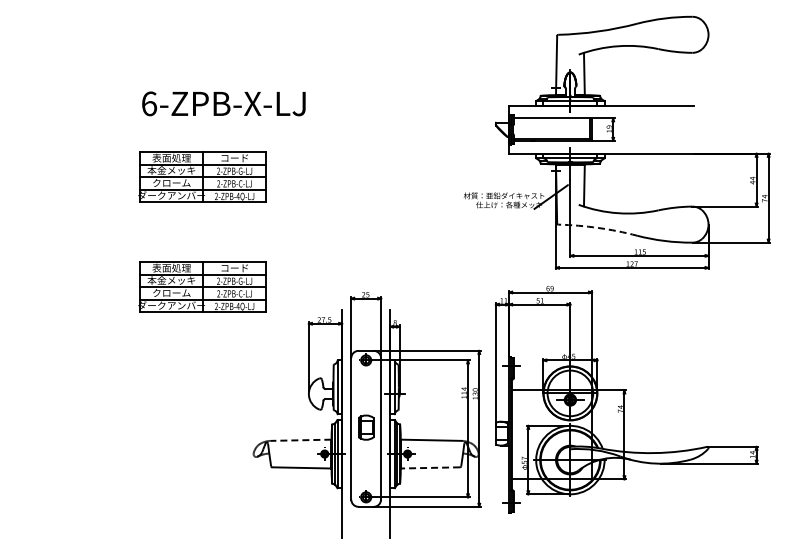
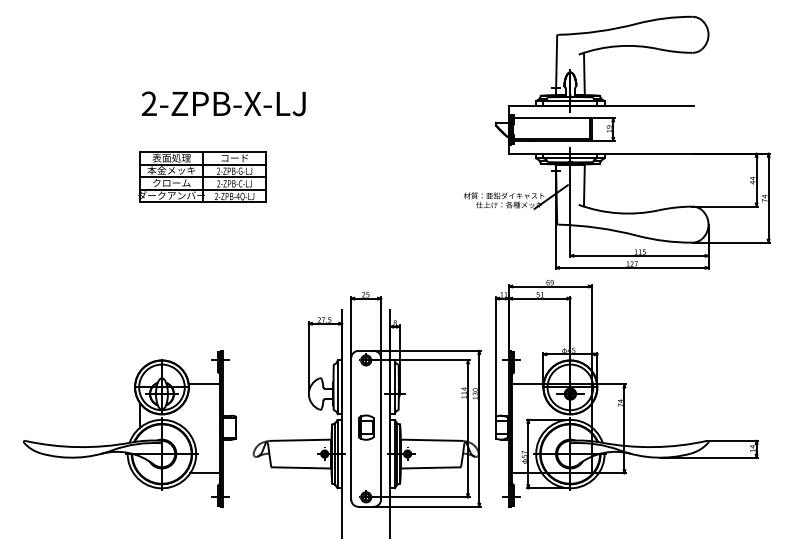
text: 6-ZPB-X-LJ -> 2-ZPB-X-LJ (149, 103)
arc: dashed -> solid (598, 227)
part: present -> none (202, 286)
part position: (626, 399) -> (626, 393) (626, 393)
part: none -> present (130, 428)
line: dashed -> solid (300, 440)
line: dashed -> solid (430, 467)
